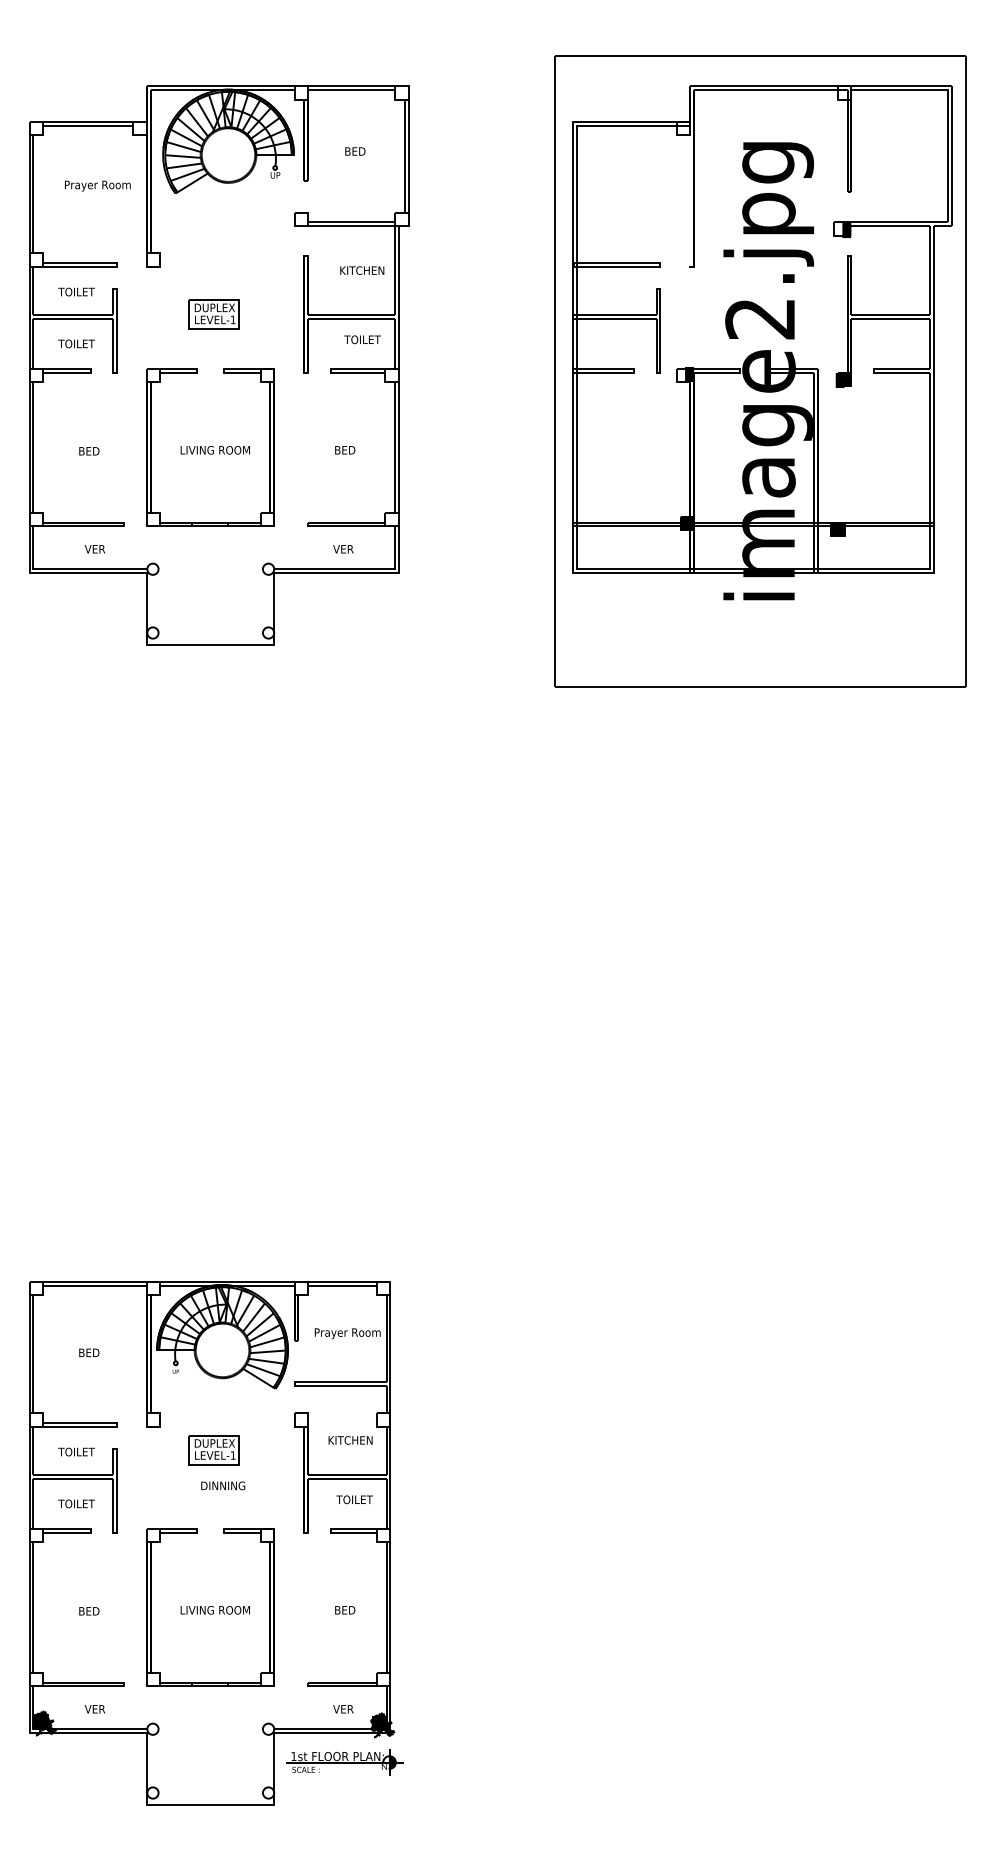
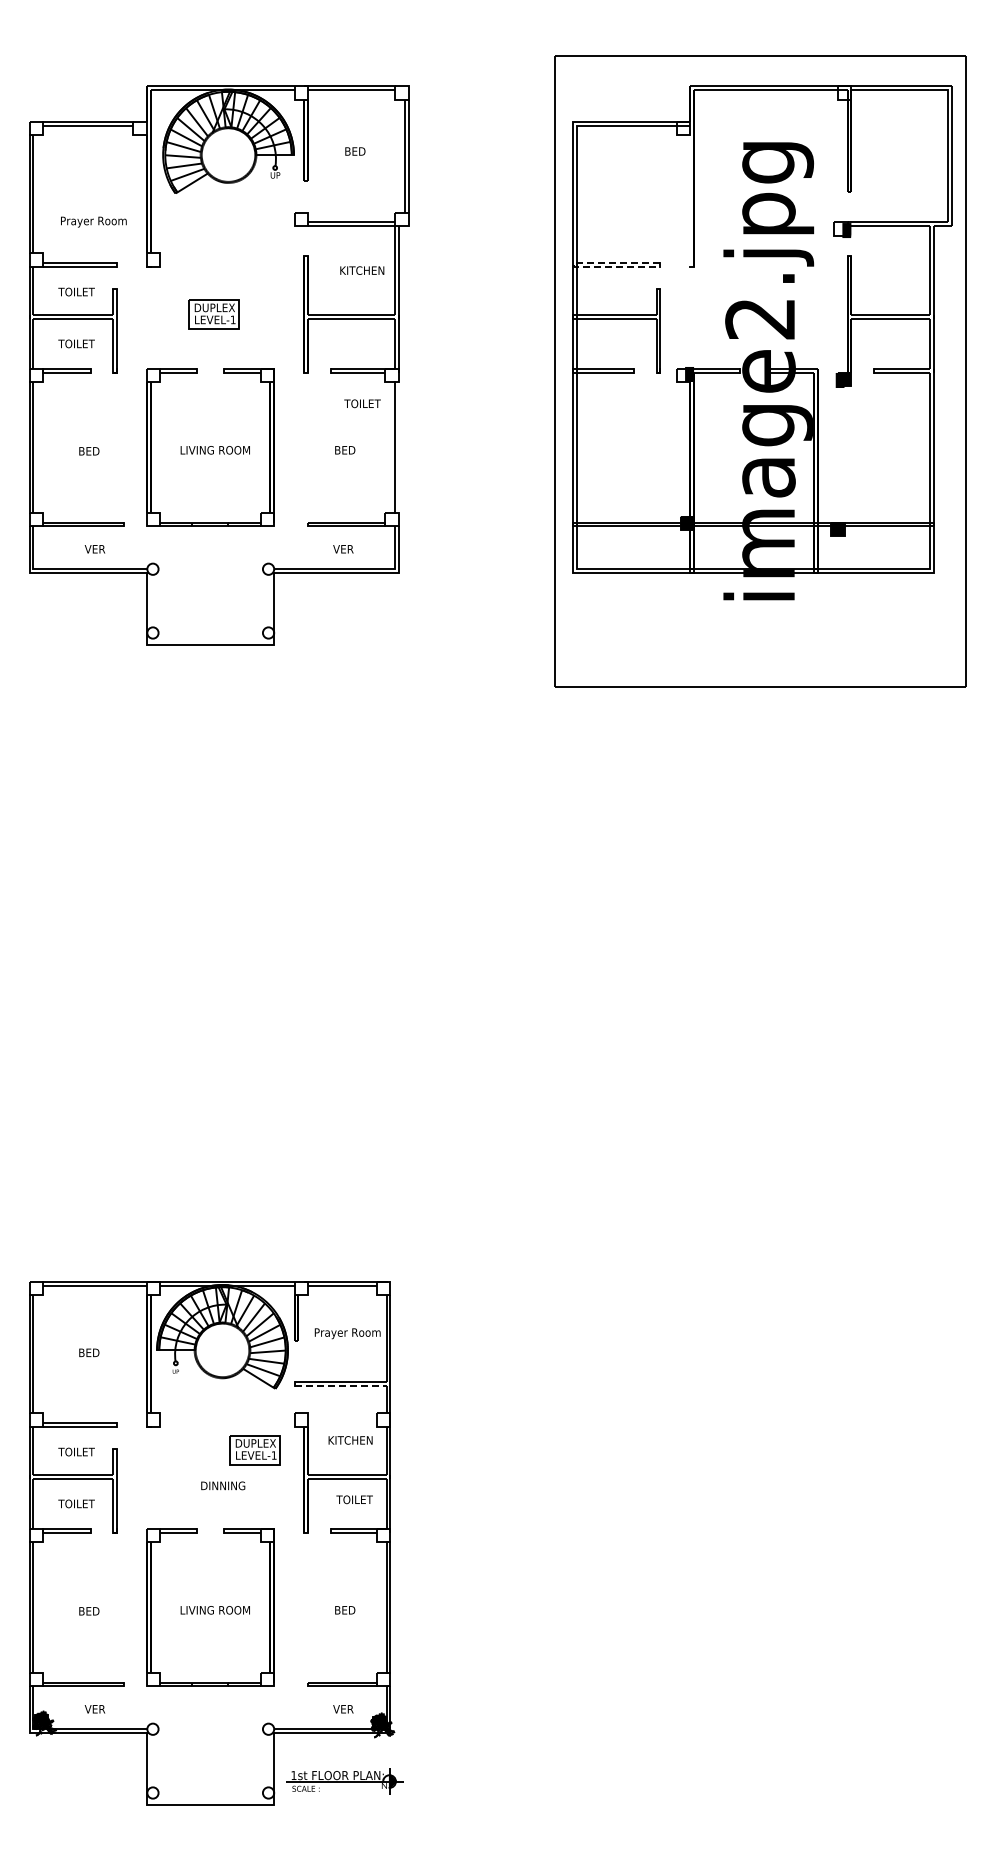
text position: (97, 185) -> (93, 221) (93, 221)
line: solid -> dashed (574, 265)
text position: (362, 339) -> (362, 403) (362, 403)
line: present -> none (398, 447)
line: solid -> dashed (341, 1386)
part position: (213, 1450) -> (254, 1450) (254, 1450)
part position: (344, 1762) -> (344, 1781) (344, 1781)
